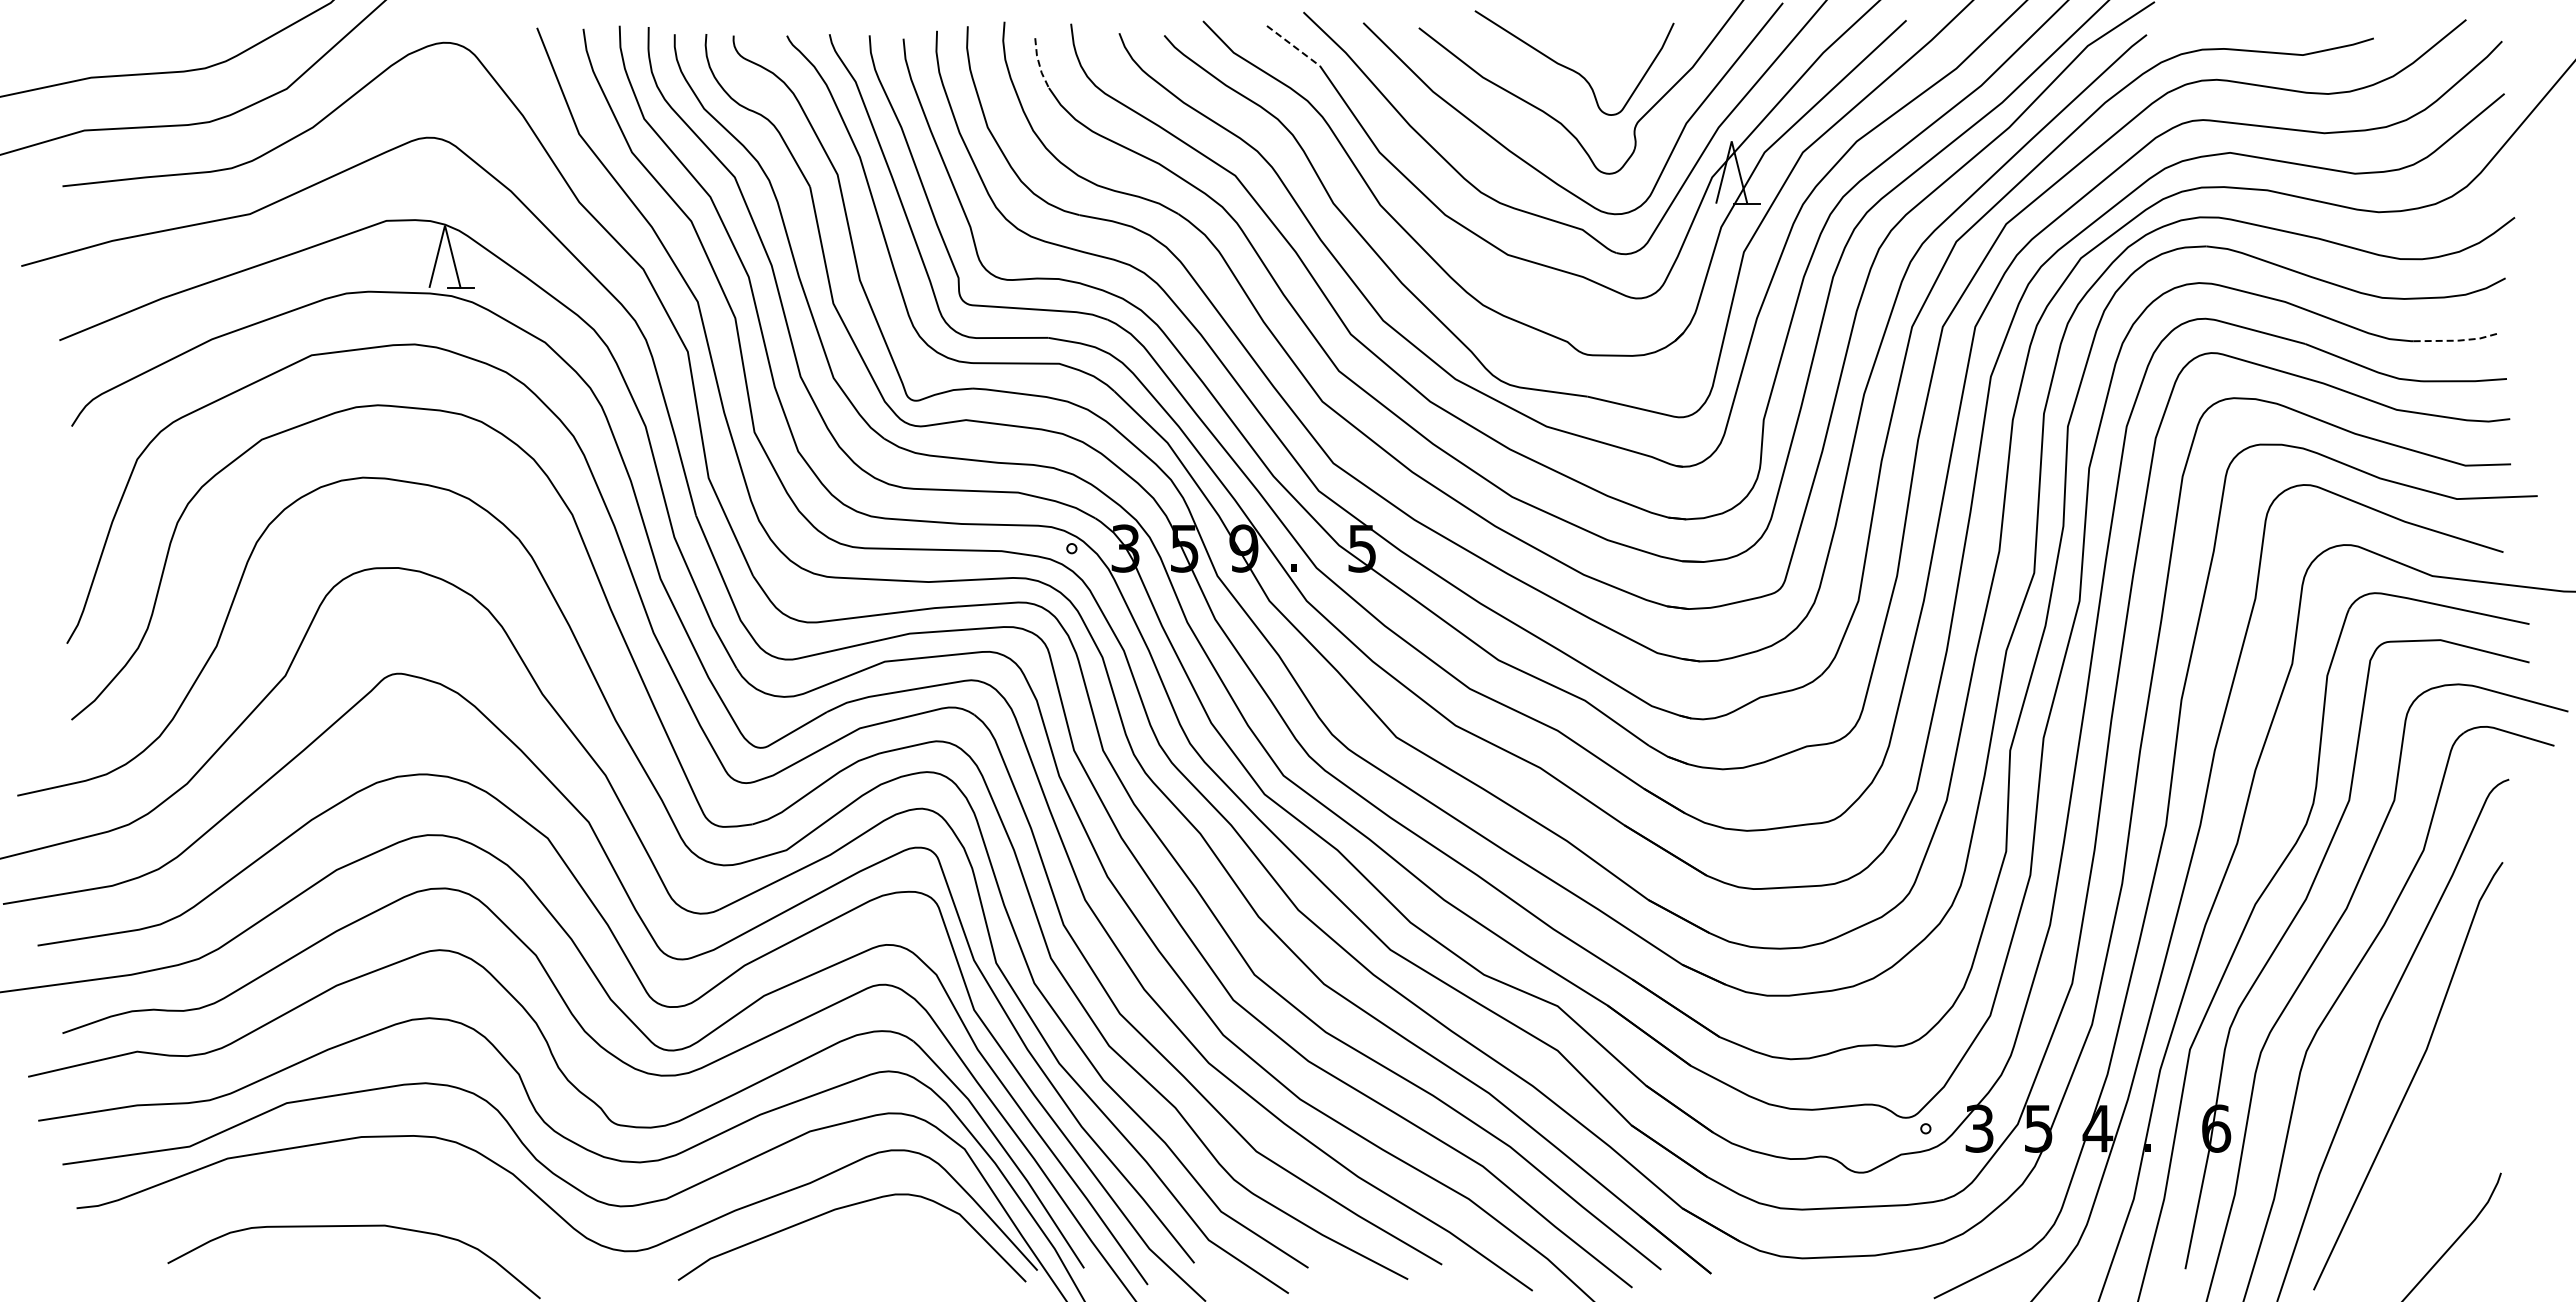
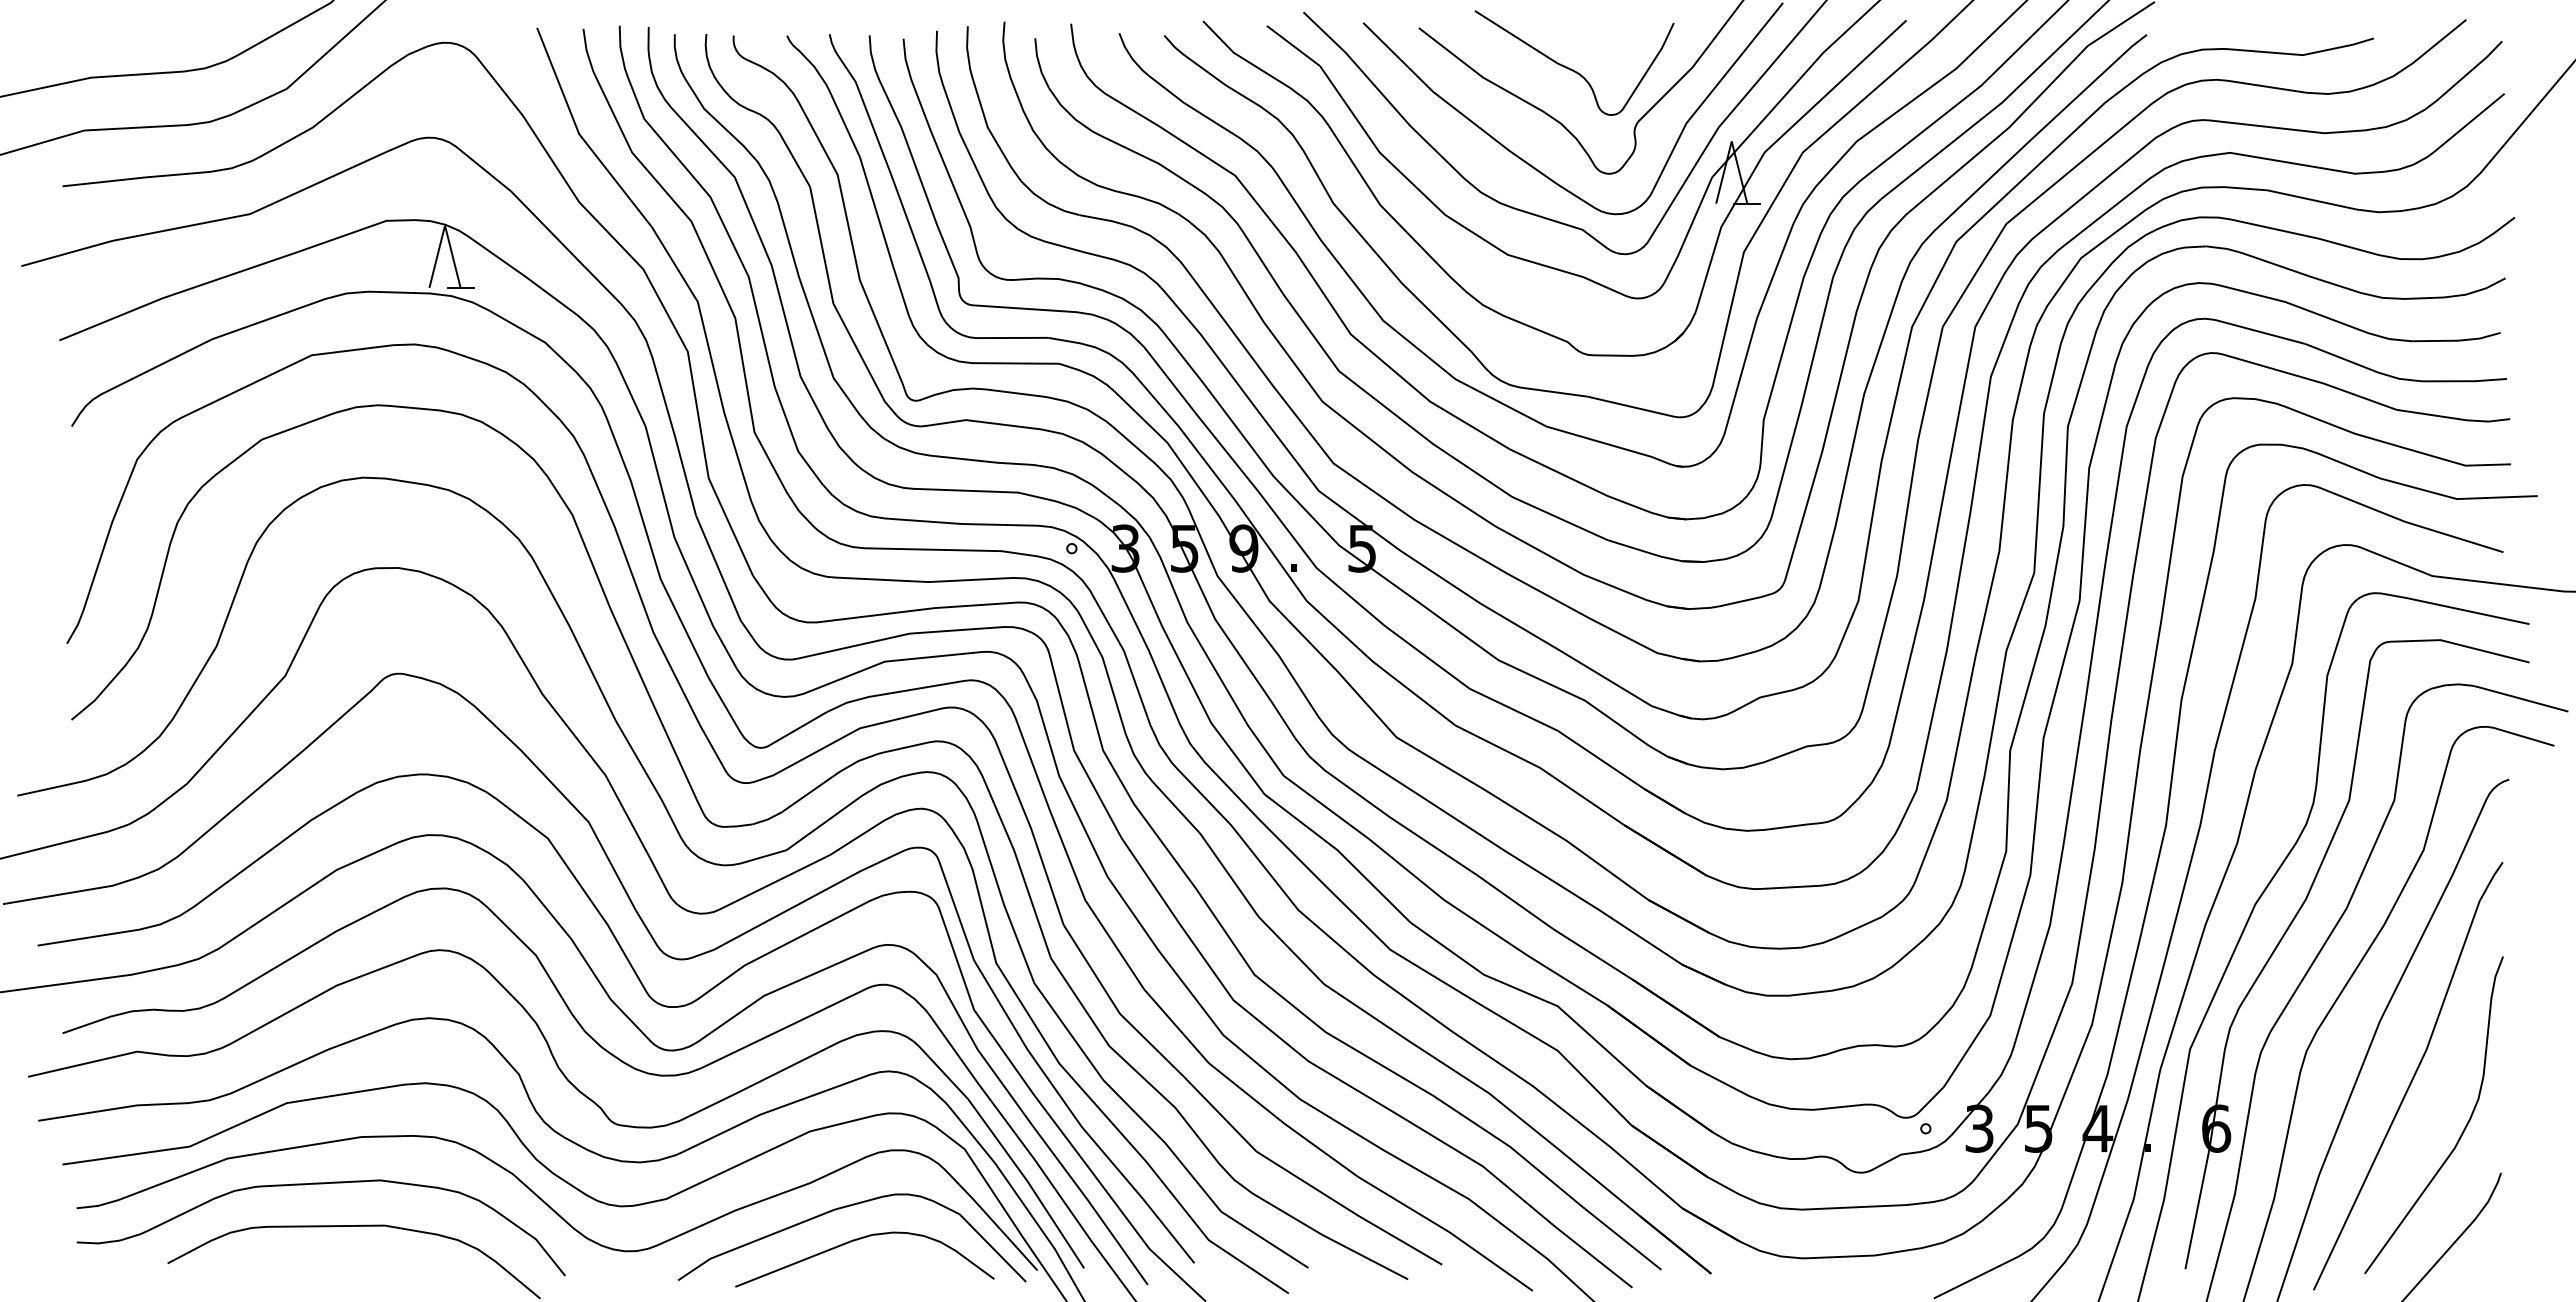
line: dashed -> solid (1293, 46)
line: dashed -> solid (1039, 64)
line: dashed -> solid (2458, 340)
curve: none -> present (2463, 1129)
curve: none -> present (320, 1184)
curve: none -> present (861, 1239)
